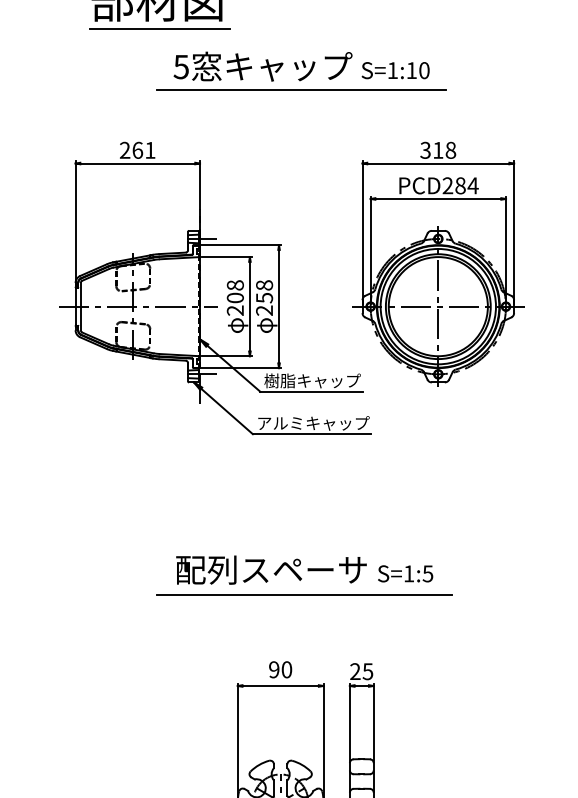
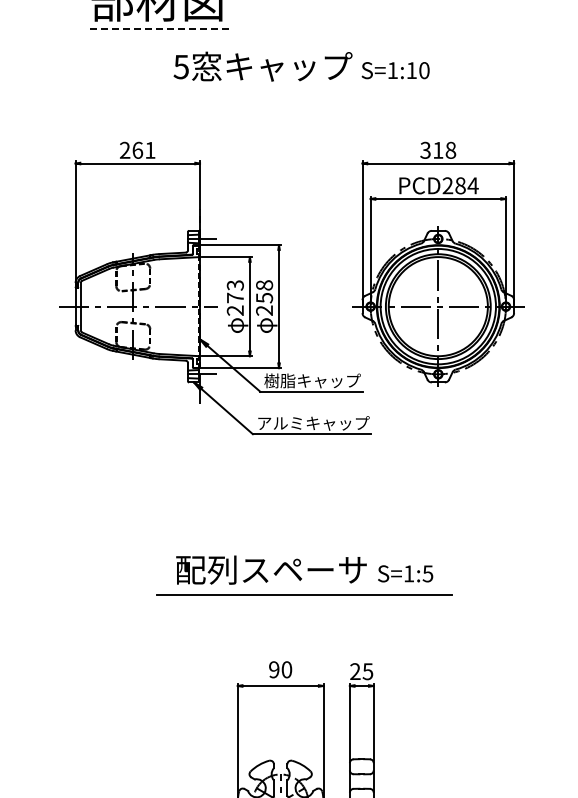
line: solid -> dashed (160, 28)
line: present -> none (301, 89)
text: 208 -> 273 (234, 291)
